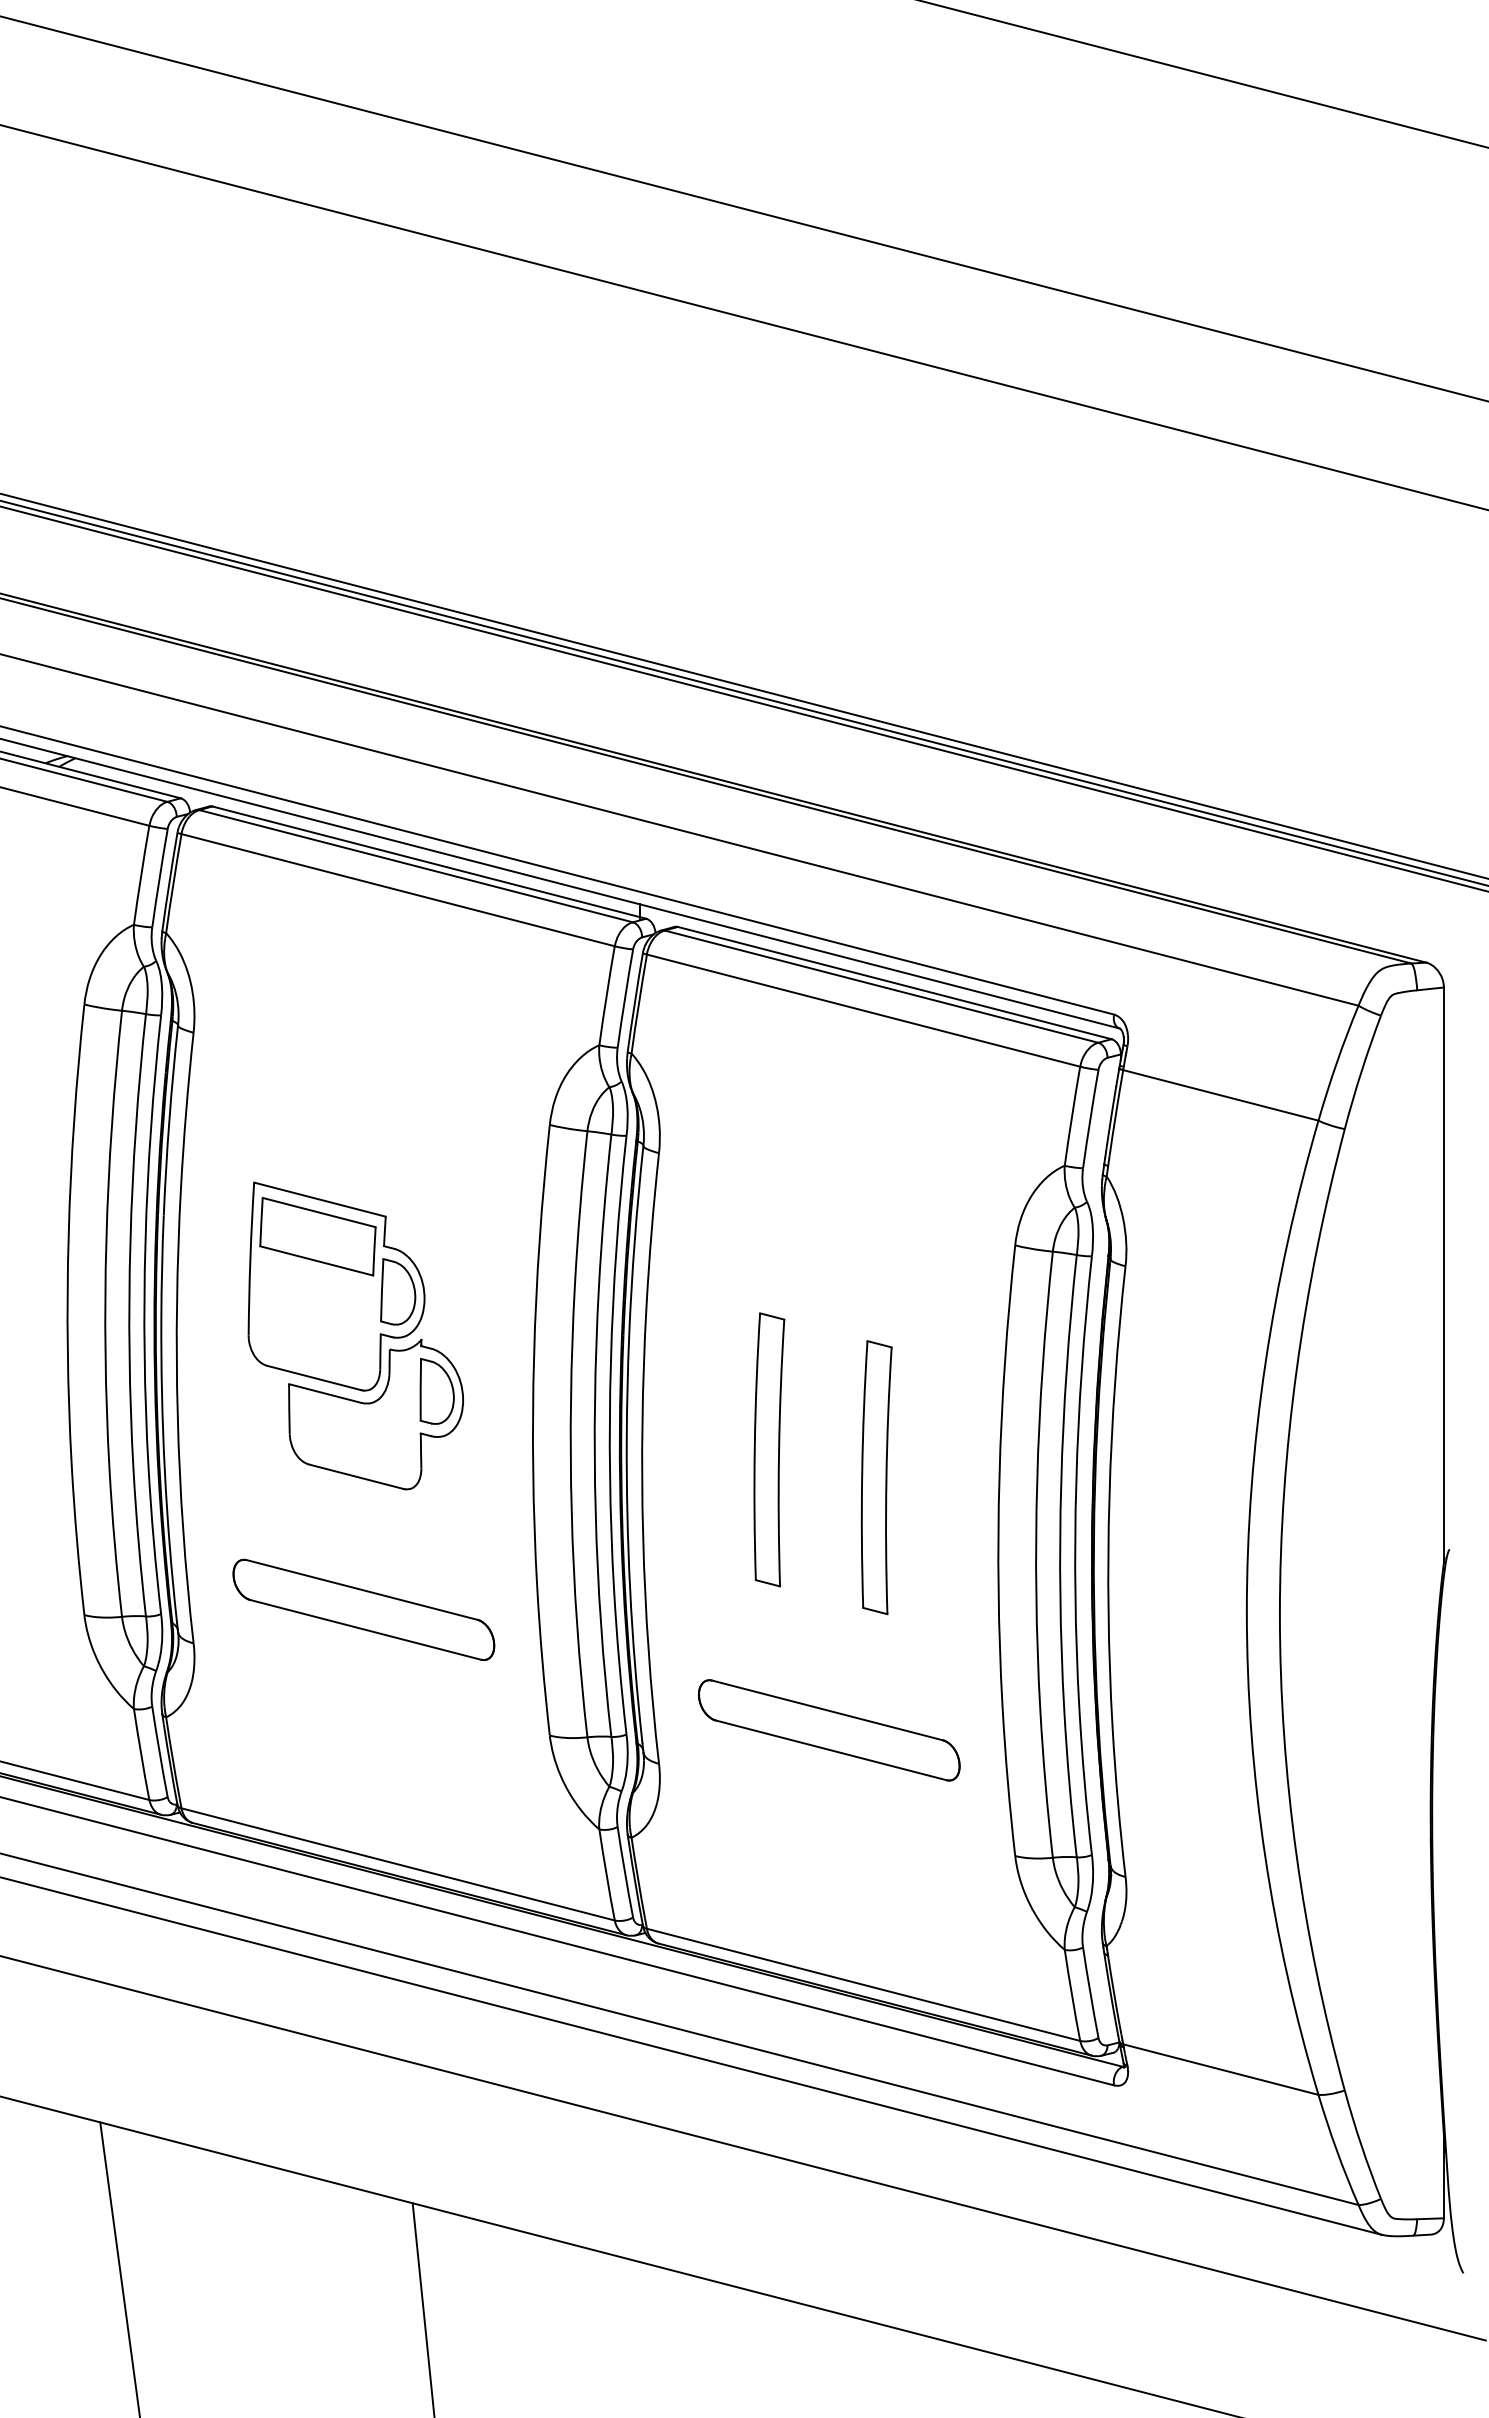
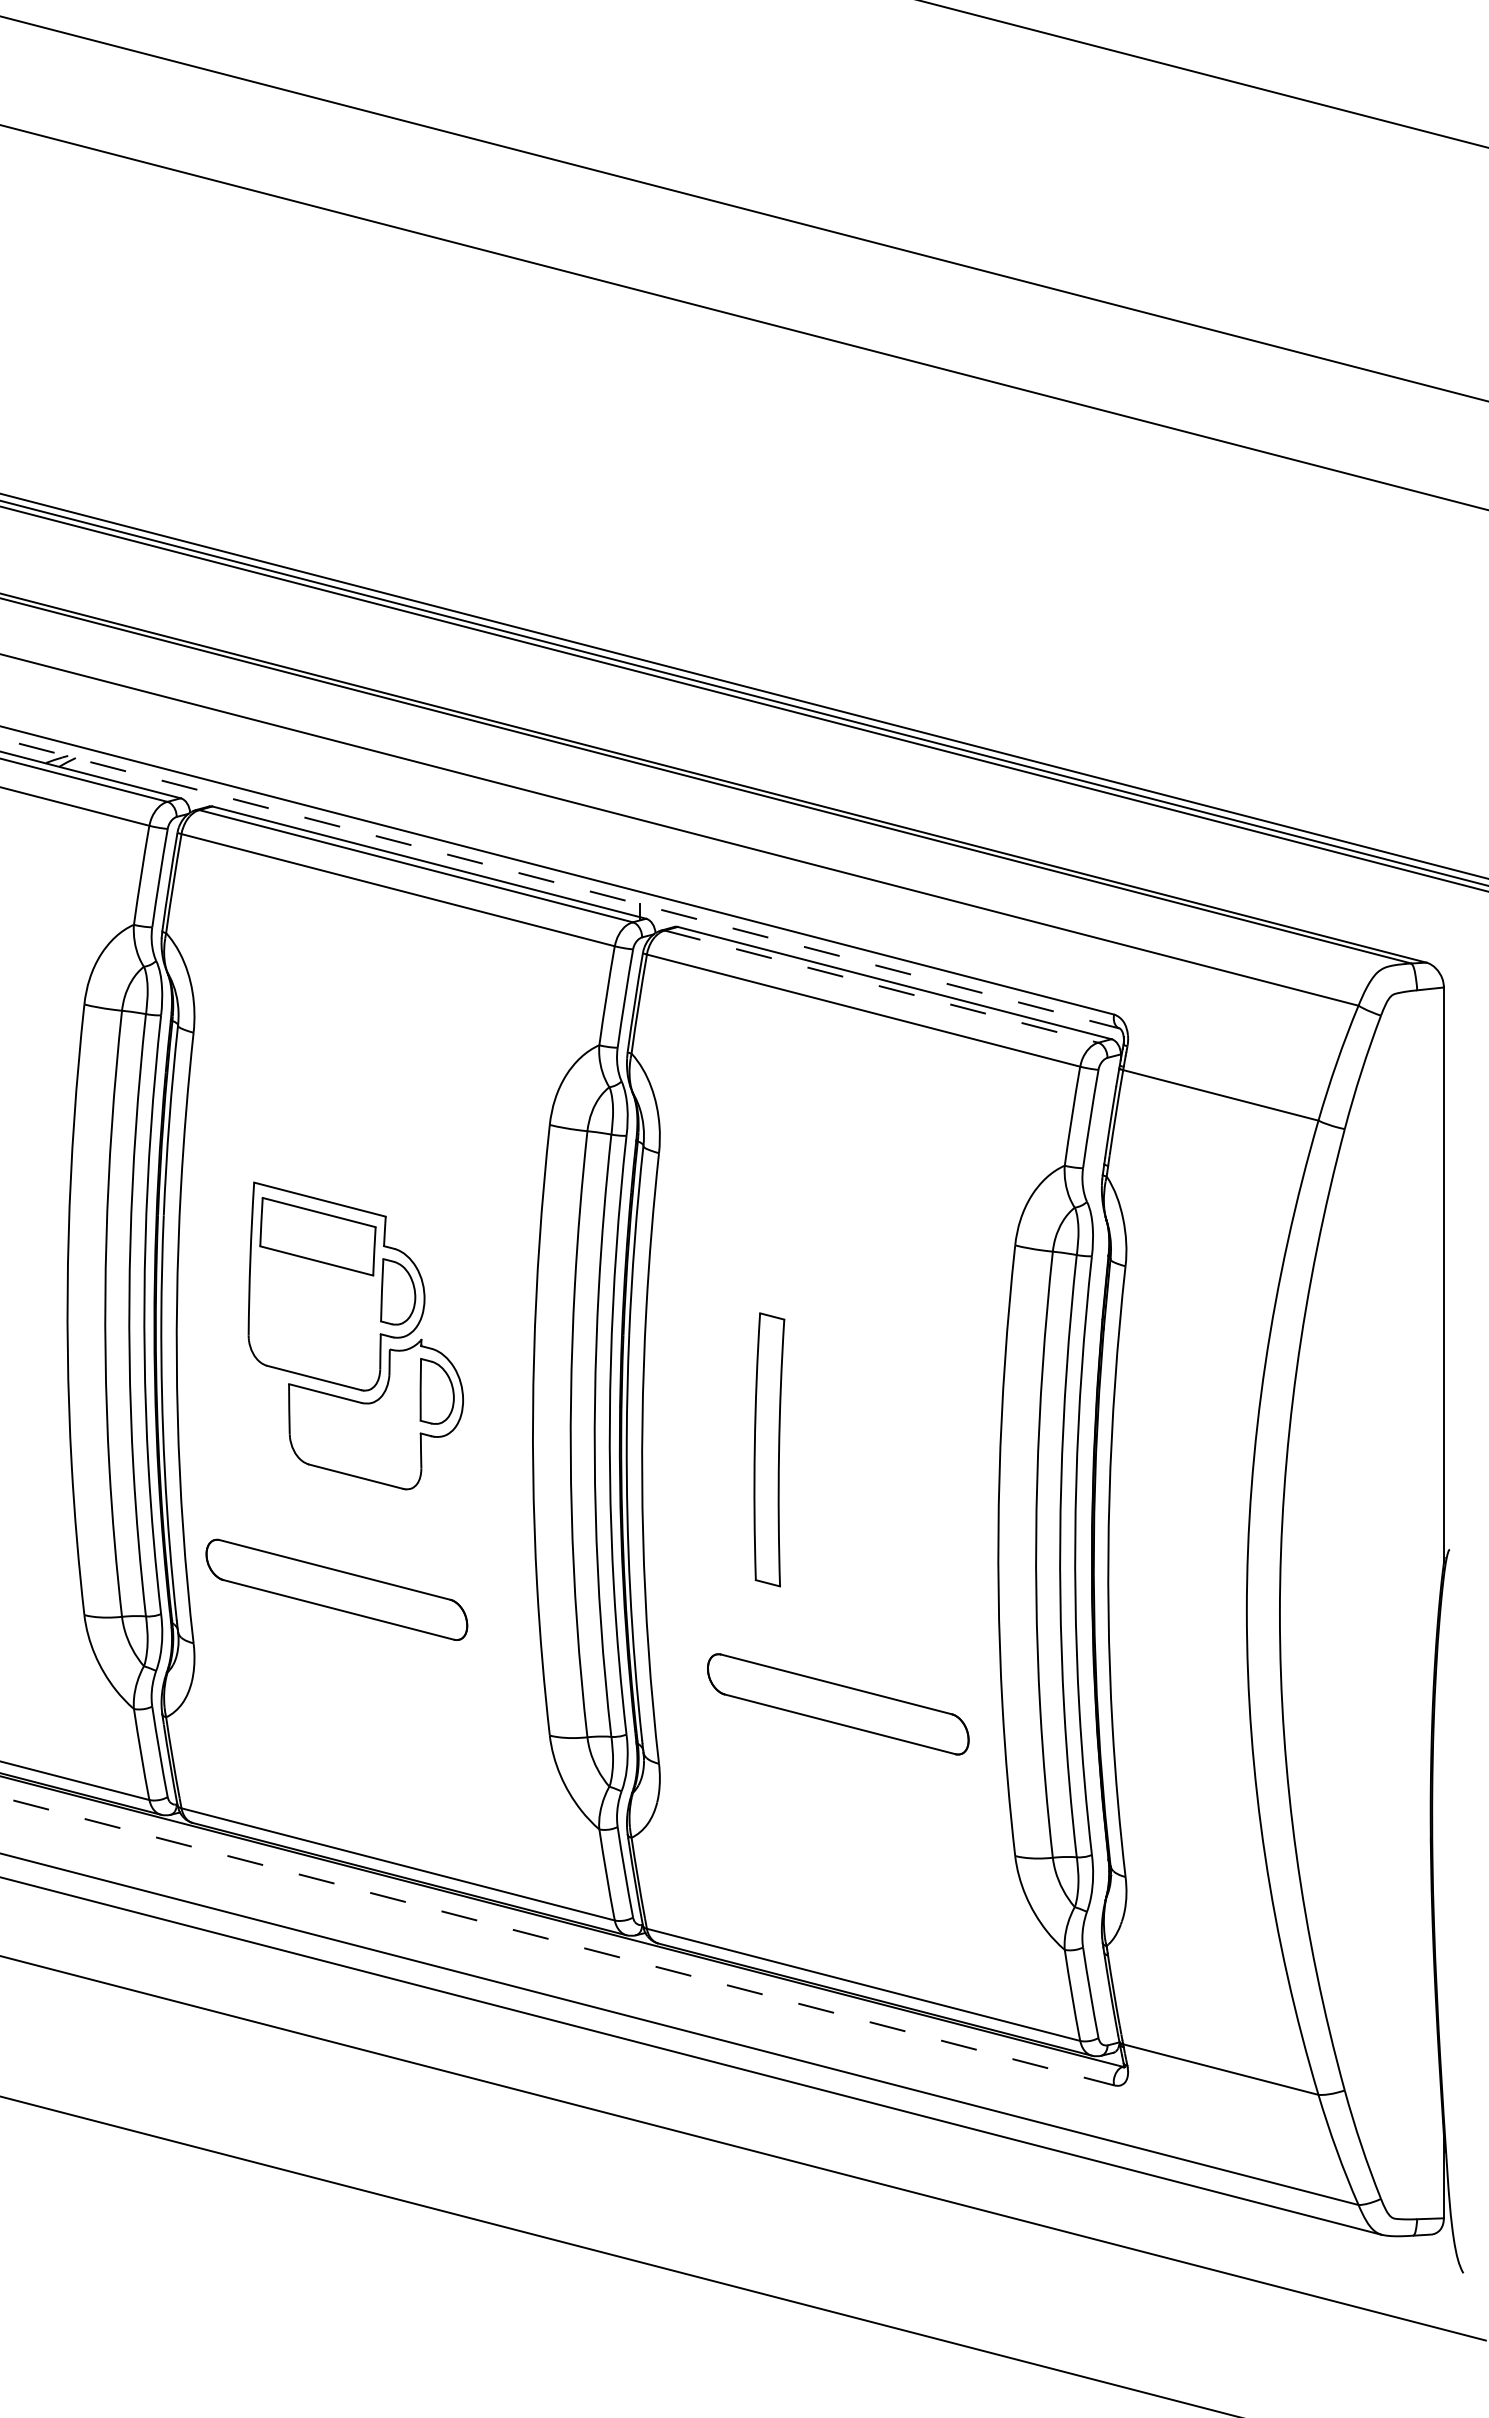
line: solid -> dashed (560, 883)
line: solid -> dashed (881, 986)
part: present -> none (876, 1477)
part position: (363, 1609) -> (336, 1589) (336, 1589)
part position: (829, 1730) -> (838, 1704) (838, 1704)
line: solid -> dashed (557, 1941)
line: present -> none (119, 2268)
line: present -> none (423, 2308)
